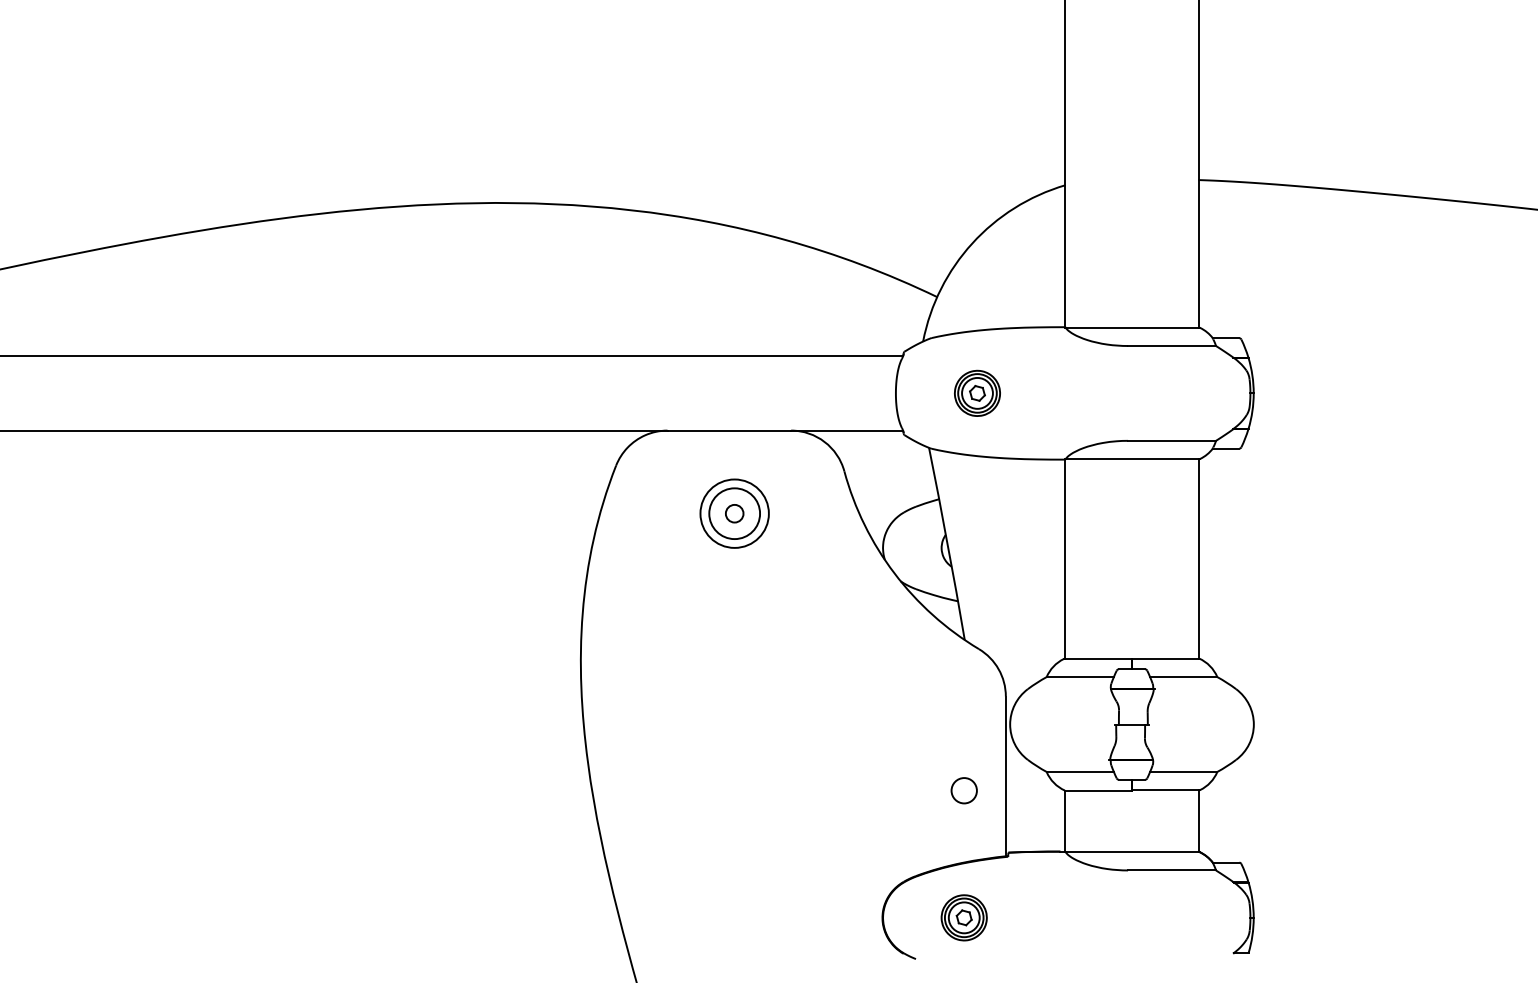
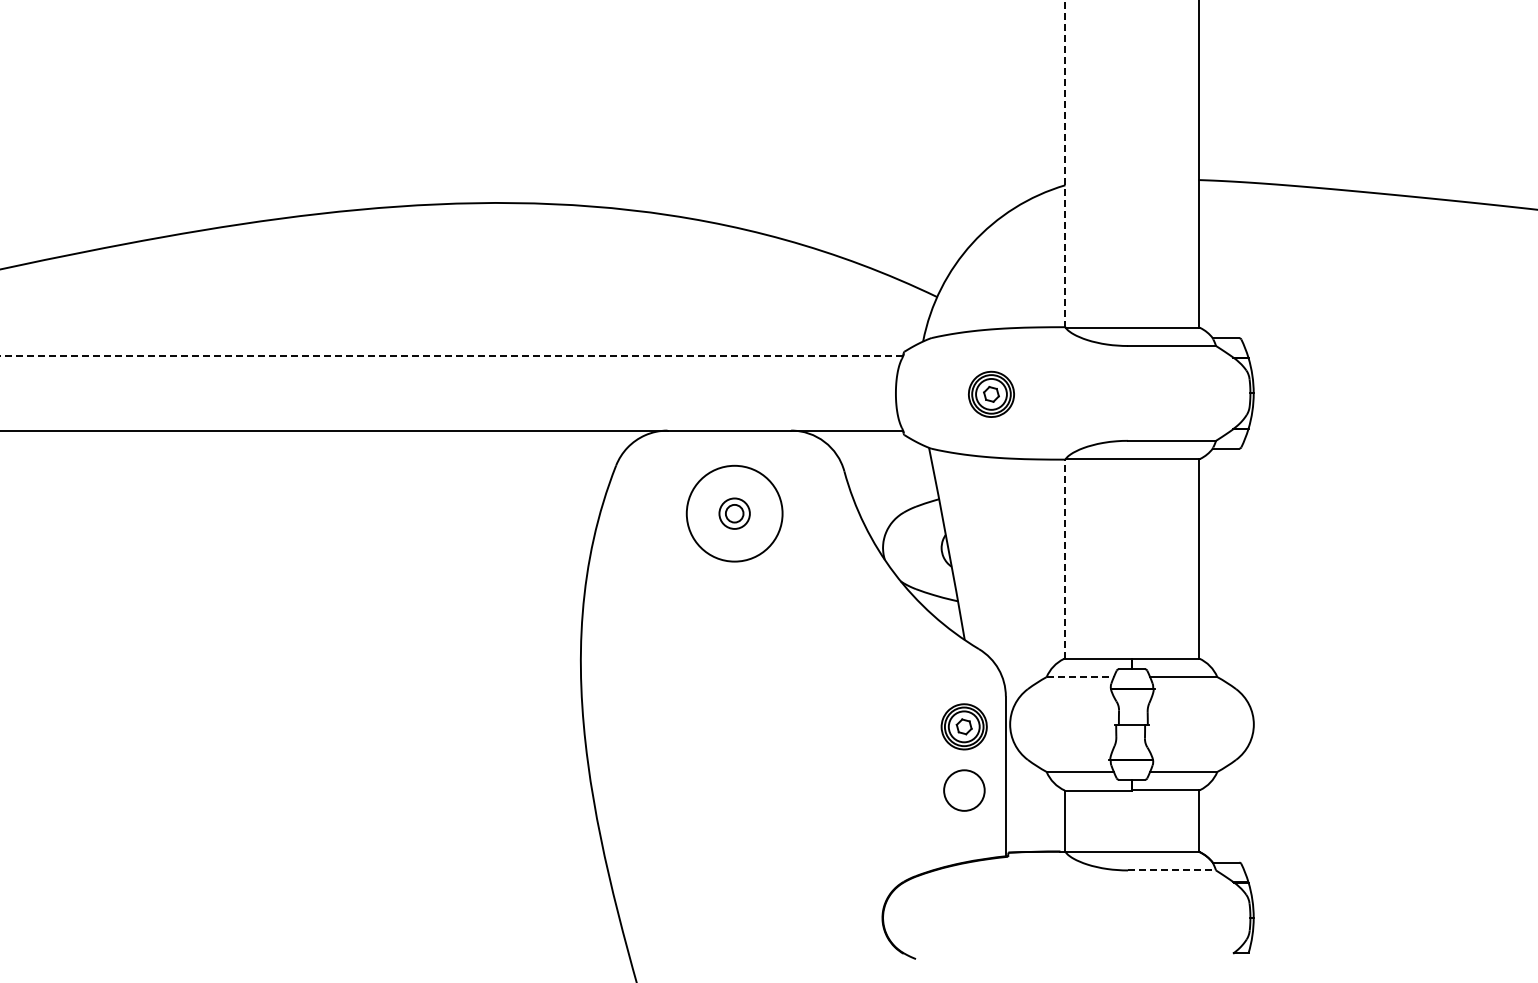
line: solid -> dashed (1065, 163)
line: solid -> dashed (451, 356)
part position: (977, 392) -> (991, 393) (991, 393)
circle diameter: 51 px -> 30 px (734, 513)
circle diameter: 68 px -> 96 px (734, 513)
line: solid -> dashed (1065, 559)
line: solid -> dashed (1080, 677)
circle size: 28x28 px -> 43x43 px (964, 790)
line: solid -> dashed (1172, 870)
part position: (963, 917) -> (963, 726) (963, 726)
